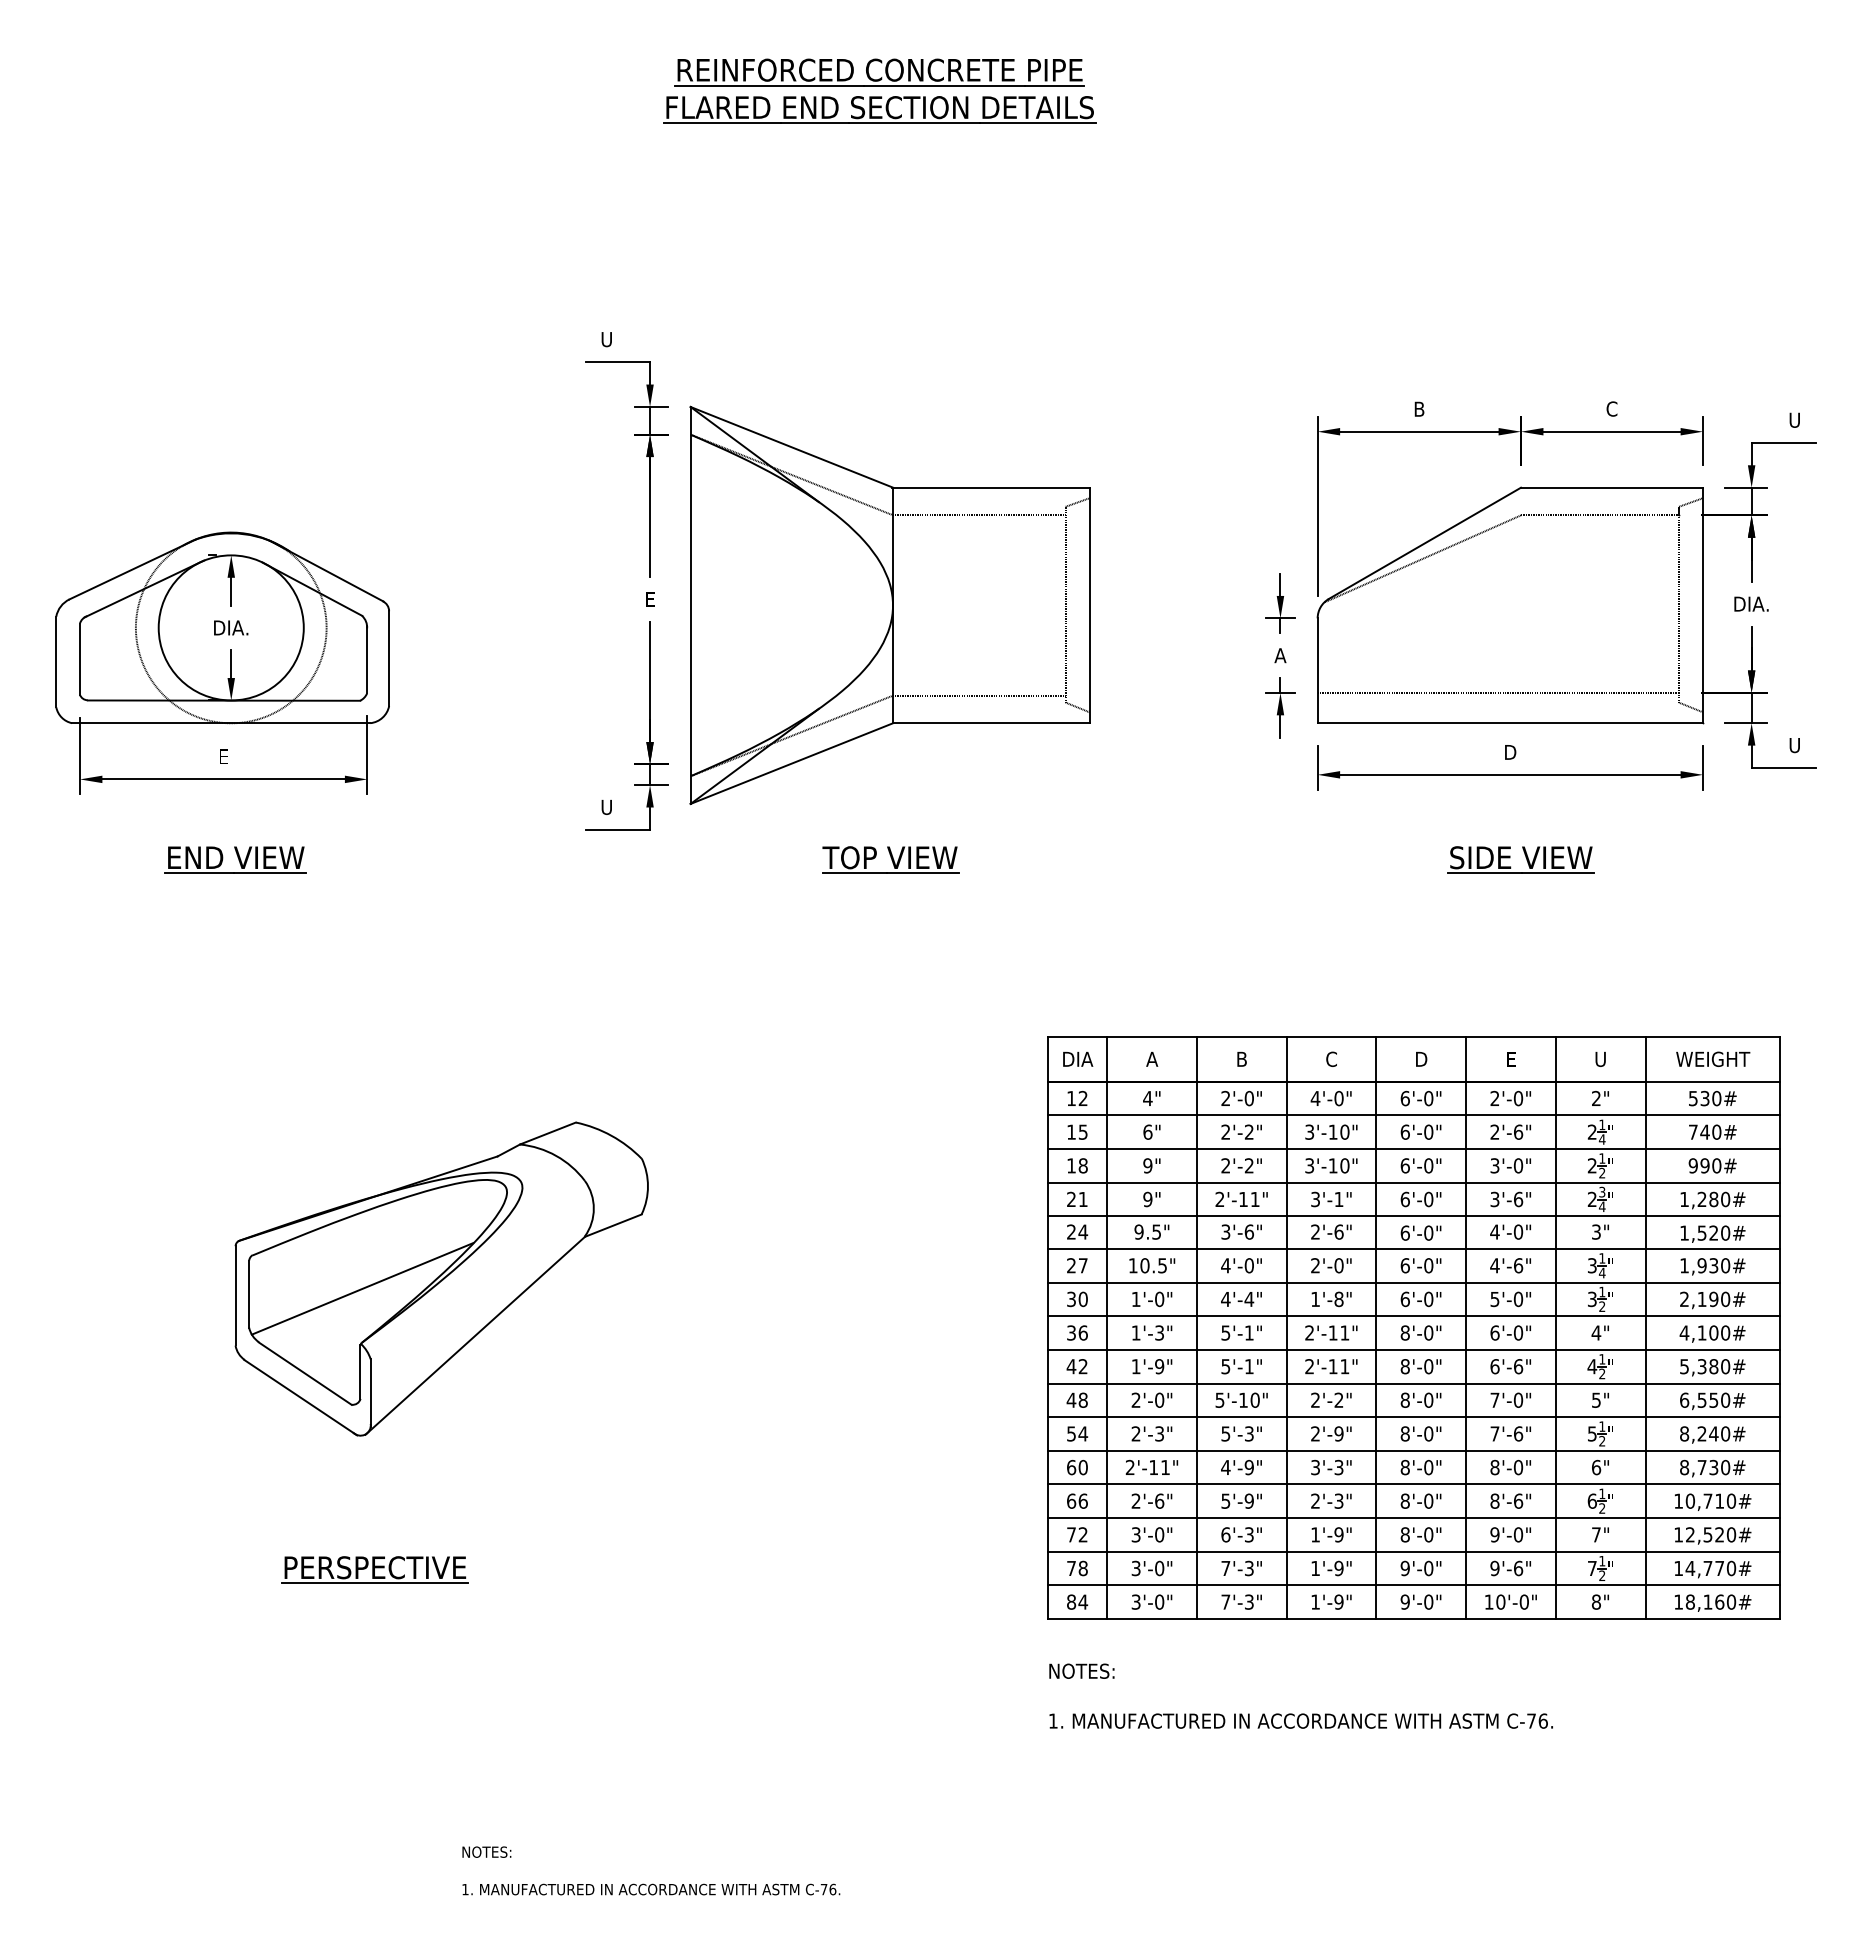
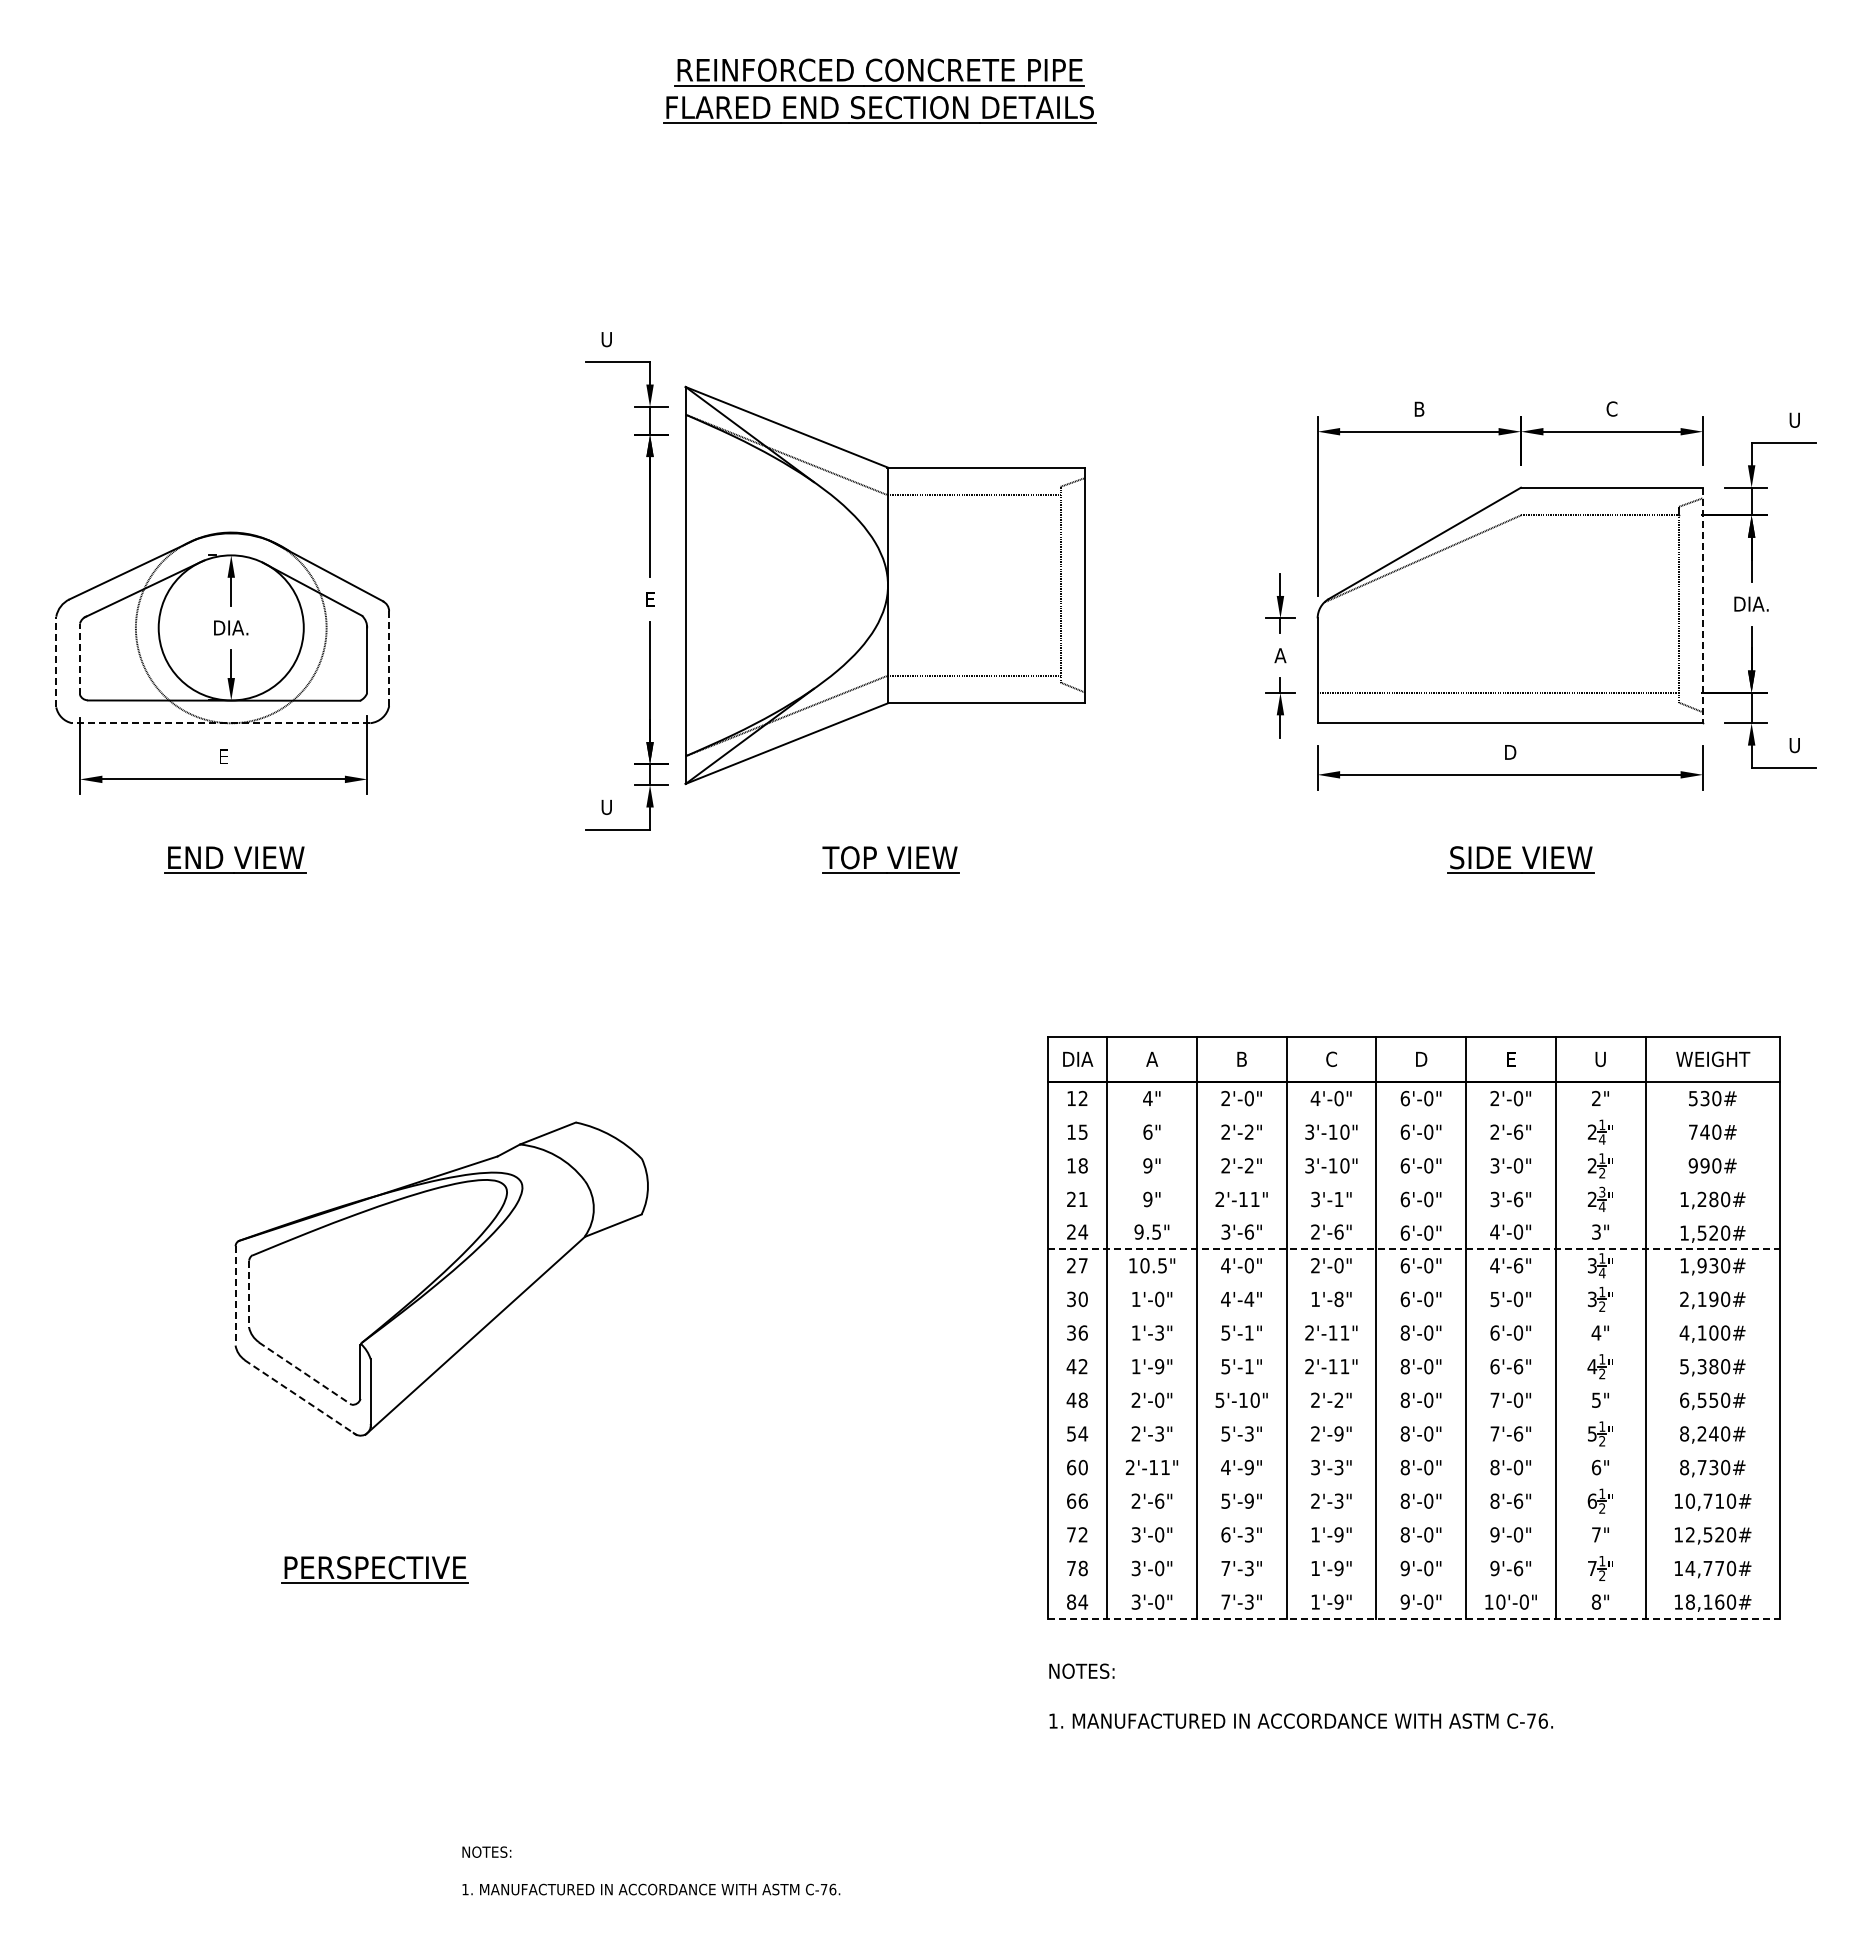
part position: (889, 605) -> (884, 585) (884, 585)
line: solid -> dashed (1703, 605)
line: solid -> dashed (389, 658)
line: solid -> dashed (79, 659)
line: solid -> dashed (56, 661)
line: solid -> dashed (220, 723)
line: present -> none (1413, 1115)
line: present -> none (1413, 1149)
line: present -> none (1413, 1182)
line: present -> none (1413, 1216)
line: solid -> dashed (1414, 1248)
line: present -> none (1413, 1282)
line: present -> none (362, 1288)
line: solid -> dashed (249, 1294)
line: solid -> dashed (235, 1296)
line: present -> none (1413, 1316)
line: present -> none (1413, 1349)
line: solid -> dashed (305, 1373)
line: present -> none (1413, 1383)
line: solid -> dashed (300, 1397)
line: present -> none (1413, 1417)
line: present -> none (1413, 1450)
line: present -> none (1413, 1484)
line: present -> none (1413, 1518)
line: present -> none (1413, 1551)
line: present -> none (1413, 1585)
line: solid -> dashed (1414, 1618)
